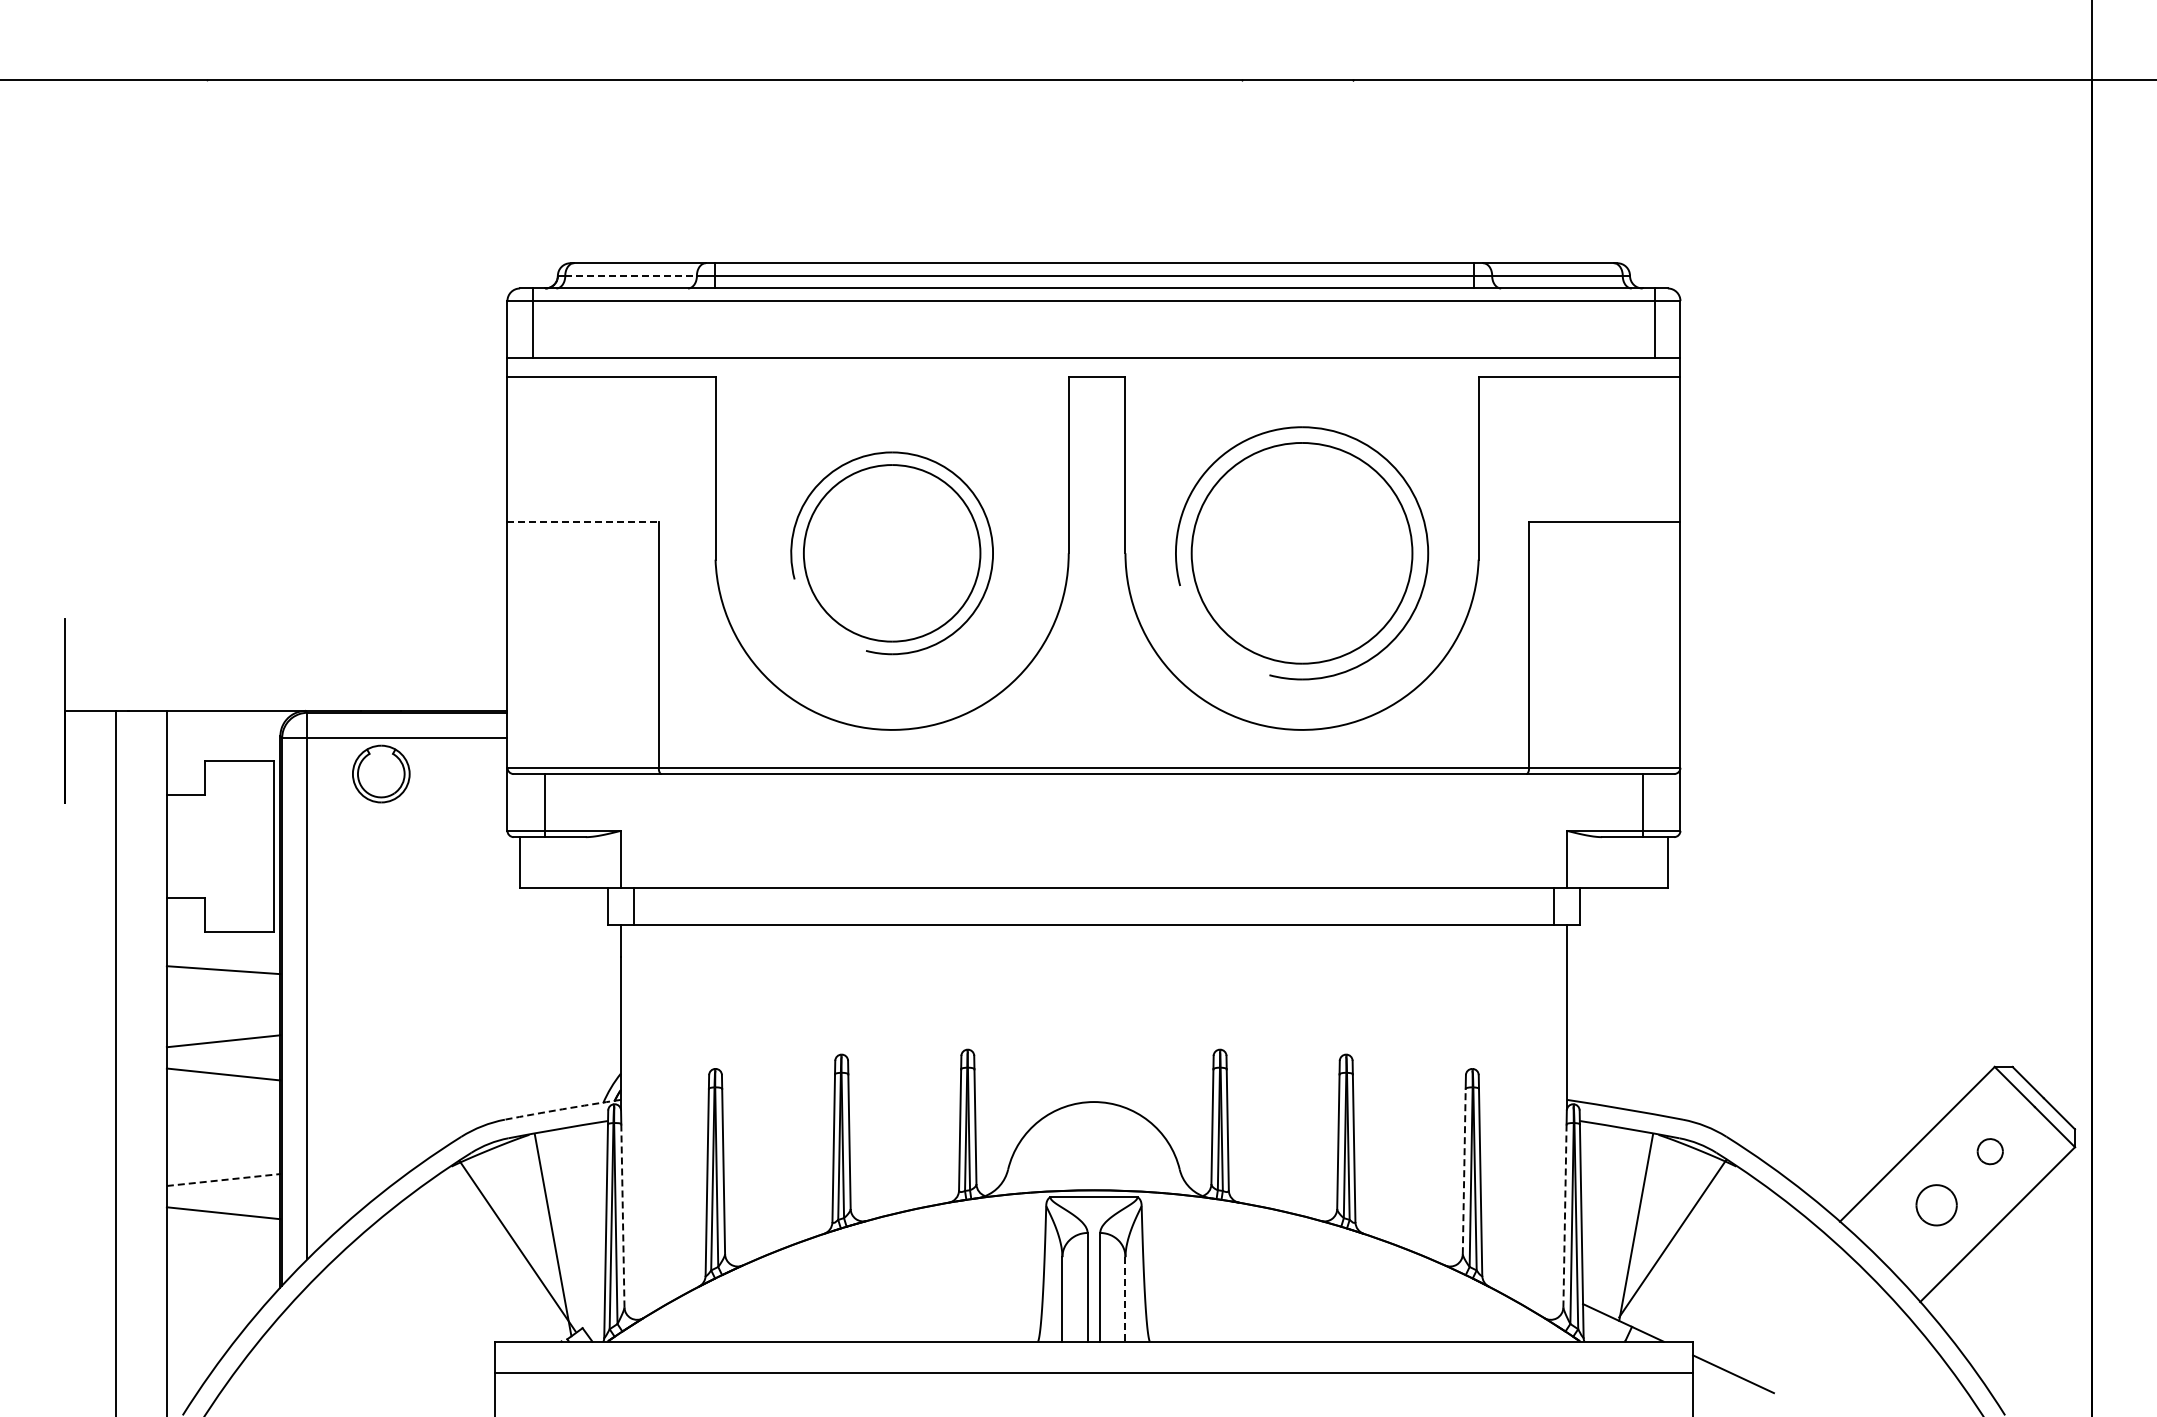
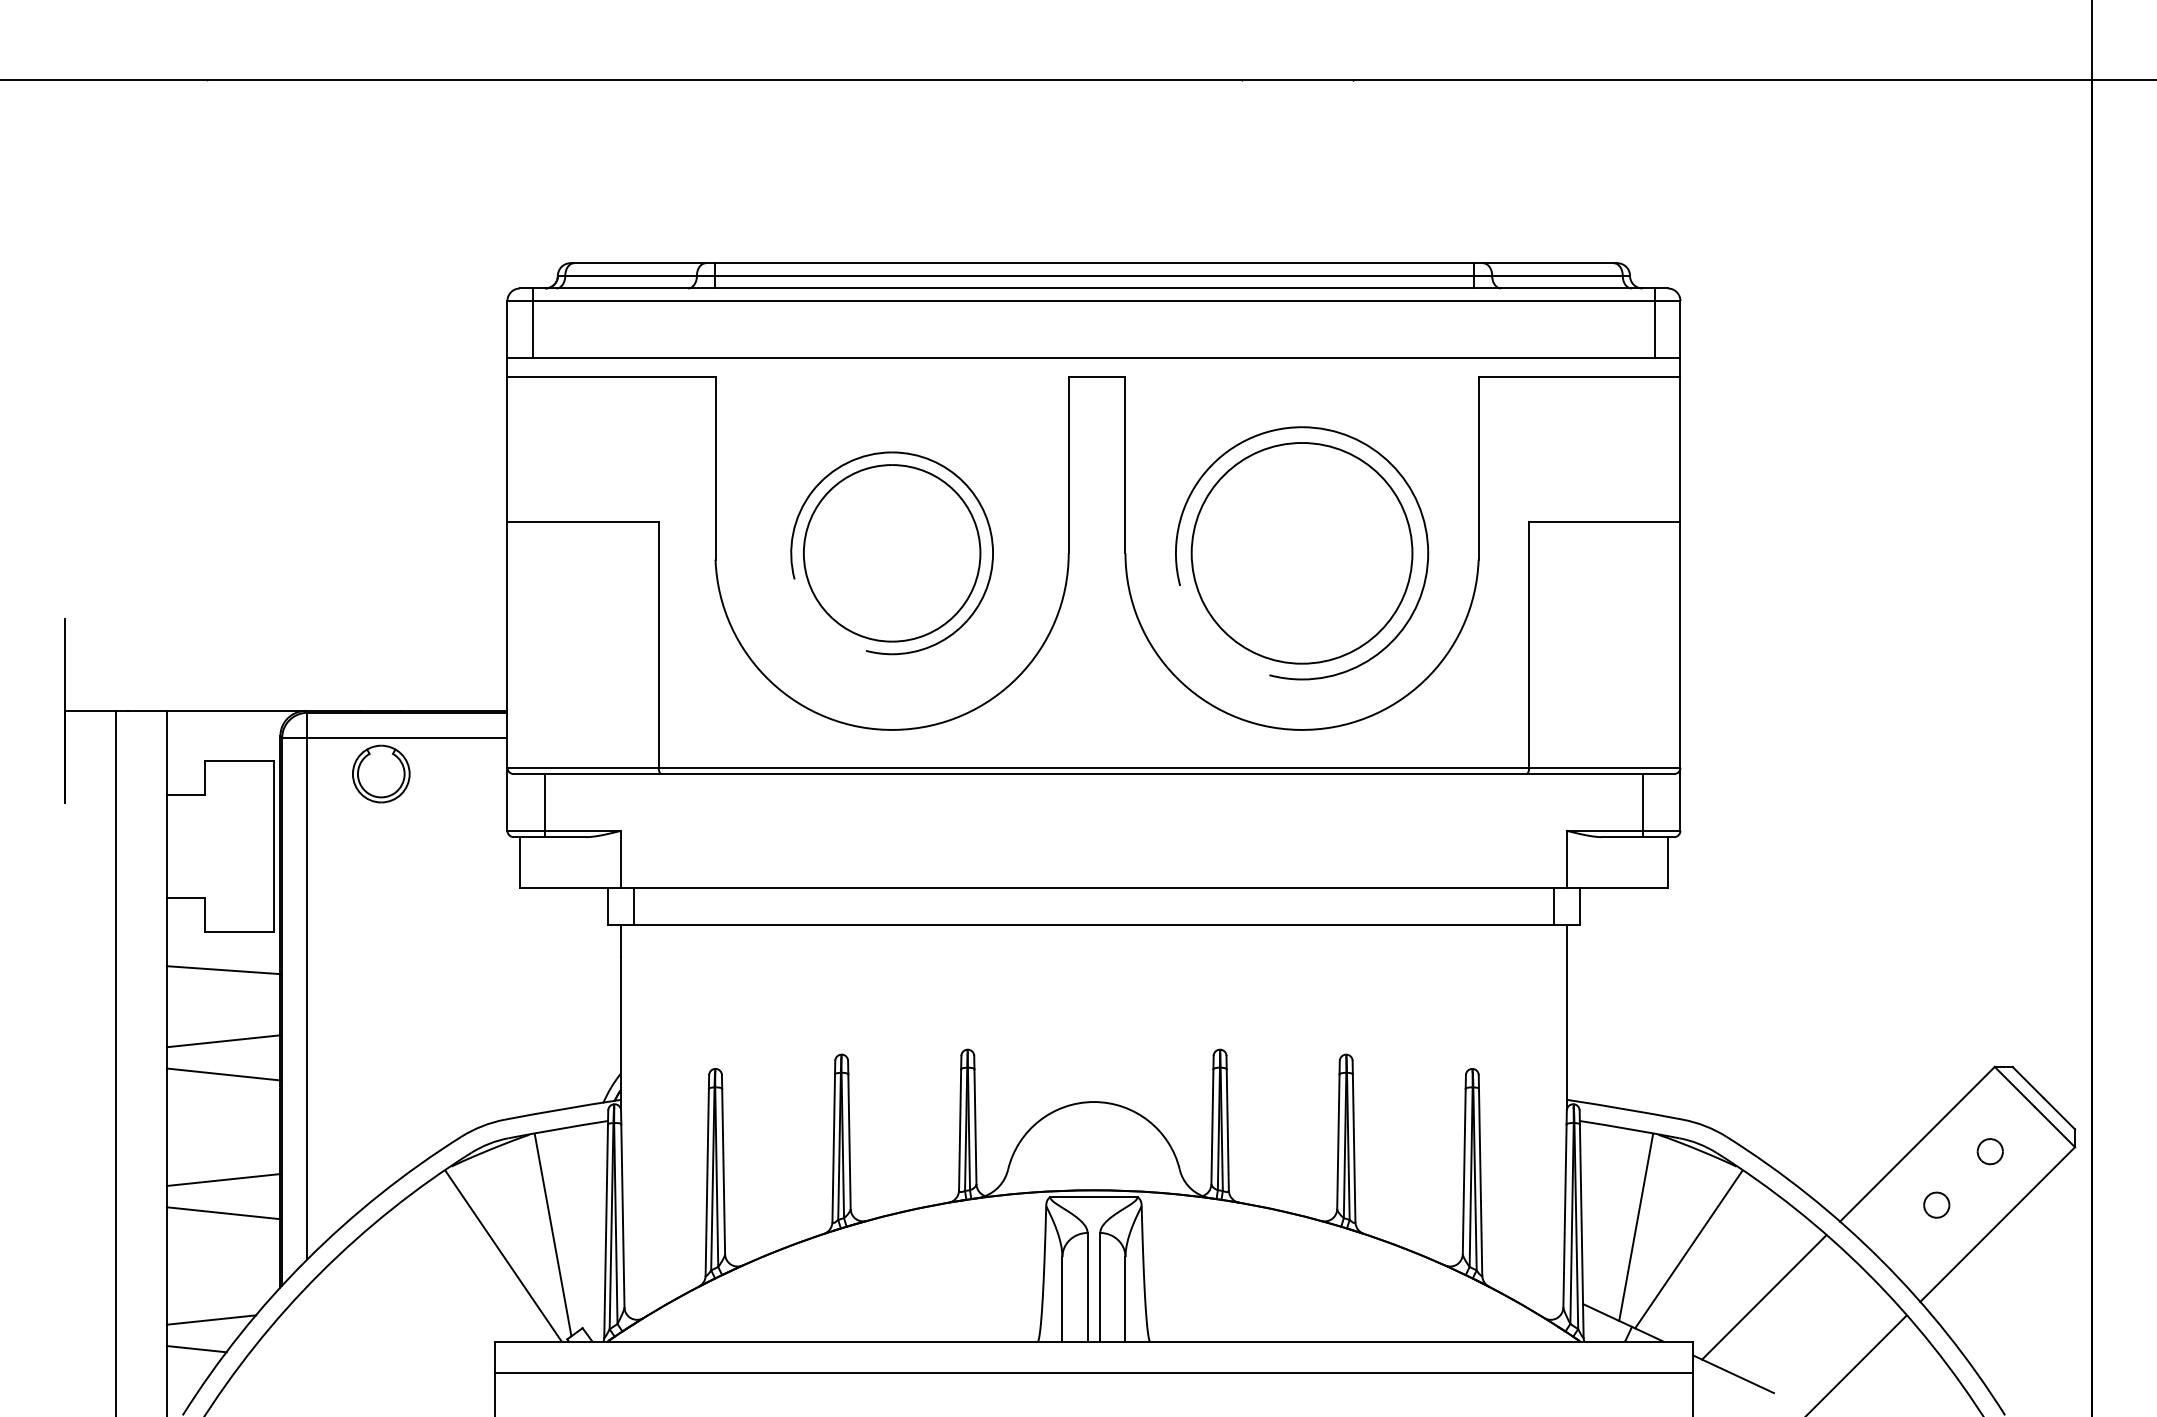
line: dashed -> solid (631, 275)
line: dashed -> solid (583, 521)
arc: dashed -> solid (562, 1109)
line: dashed -> solid (1464, 1171)
line: dashed -> solid (224, 1179)
part size: 43x43 px -> 28x28 px (1936, 1204)
line: dashed -> solid (622, 1215)
line: dashed -> solid (1565, 1215)
line position: (1672, 1238) -> (1688, 1249) (1688, 1249)
line position: (517, 1245) -> (503, 1255) (503, 1255)
line: none -> present (1764, 1297)
line: dashed -> solid (1125, 1299)
line: none -> present (211, 1319)
line: none -> present (196, 1349)
line: none -> present (1857, 1364)
